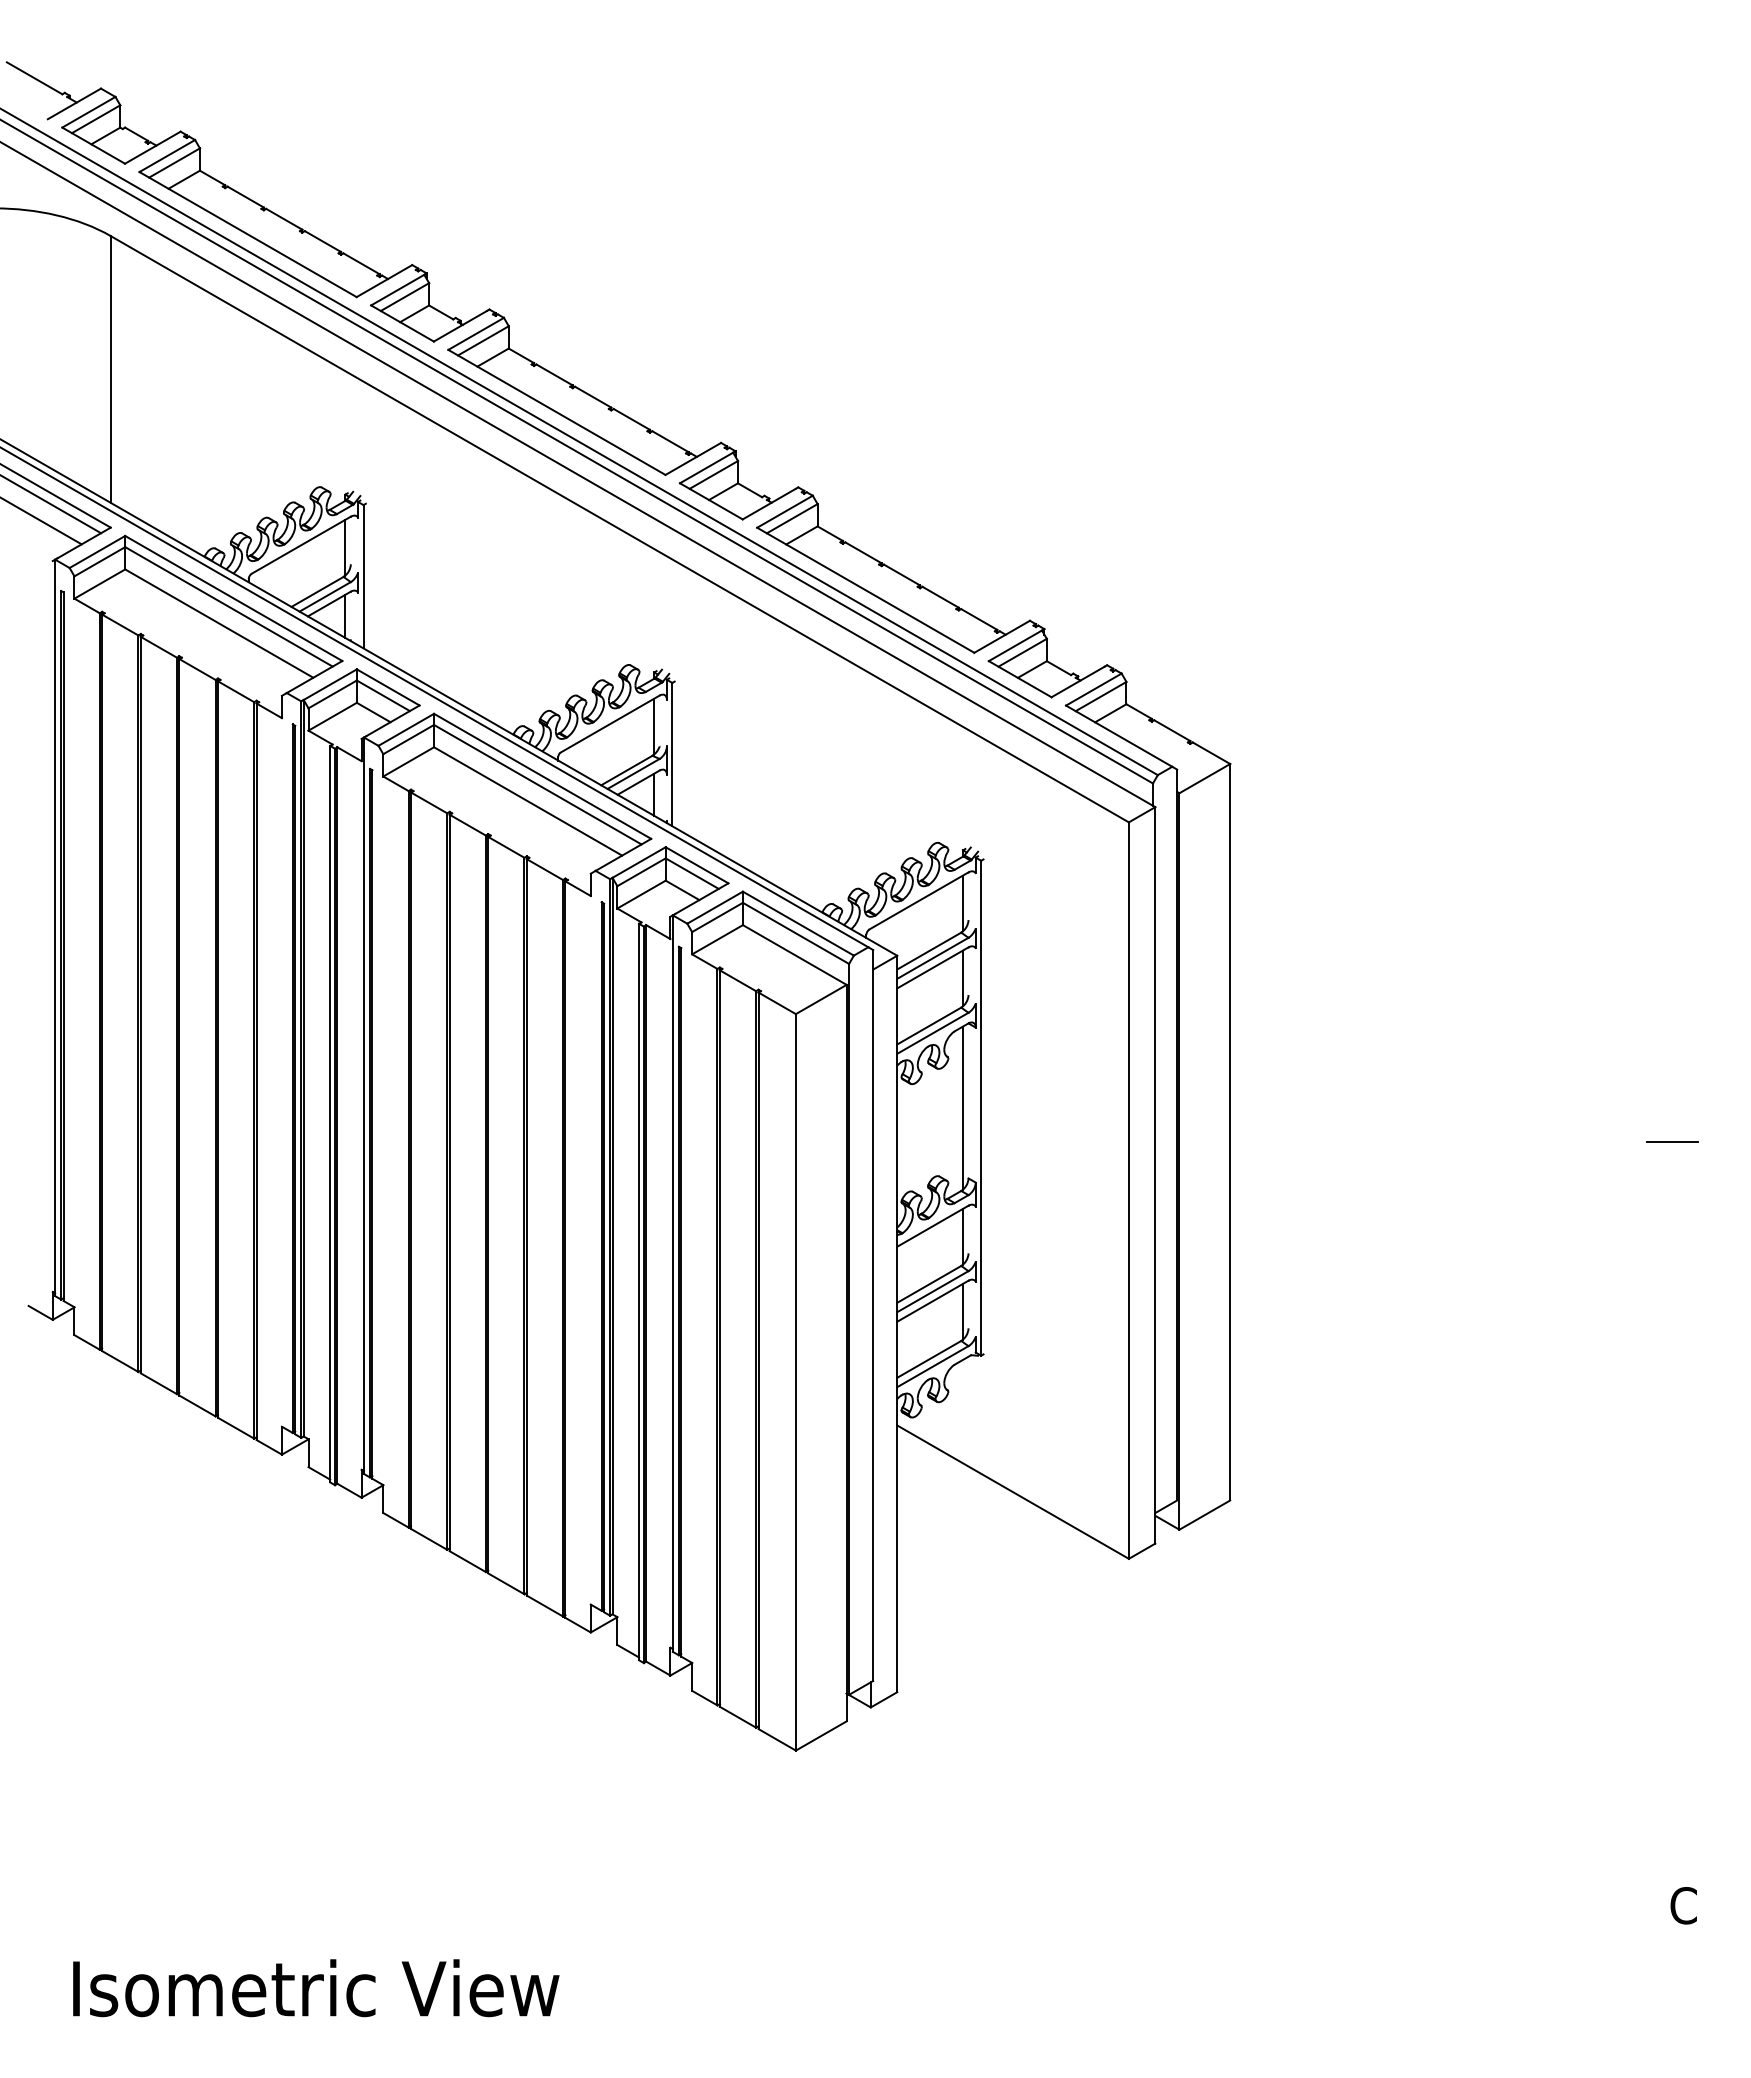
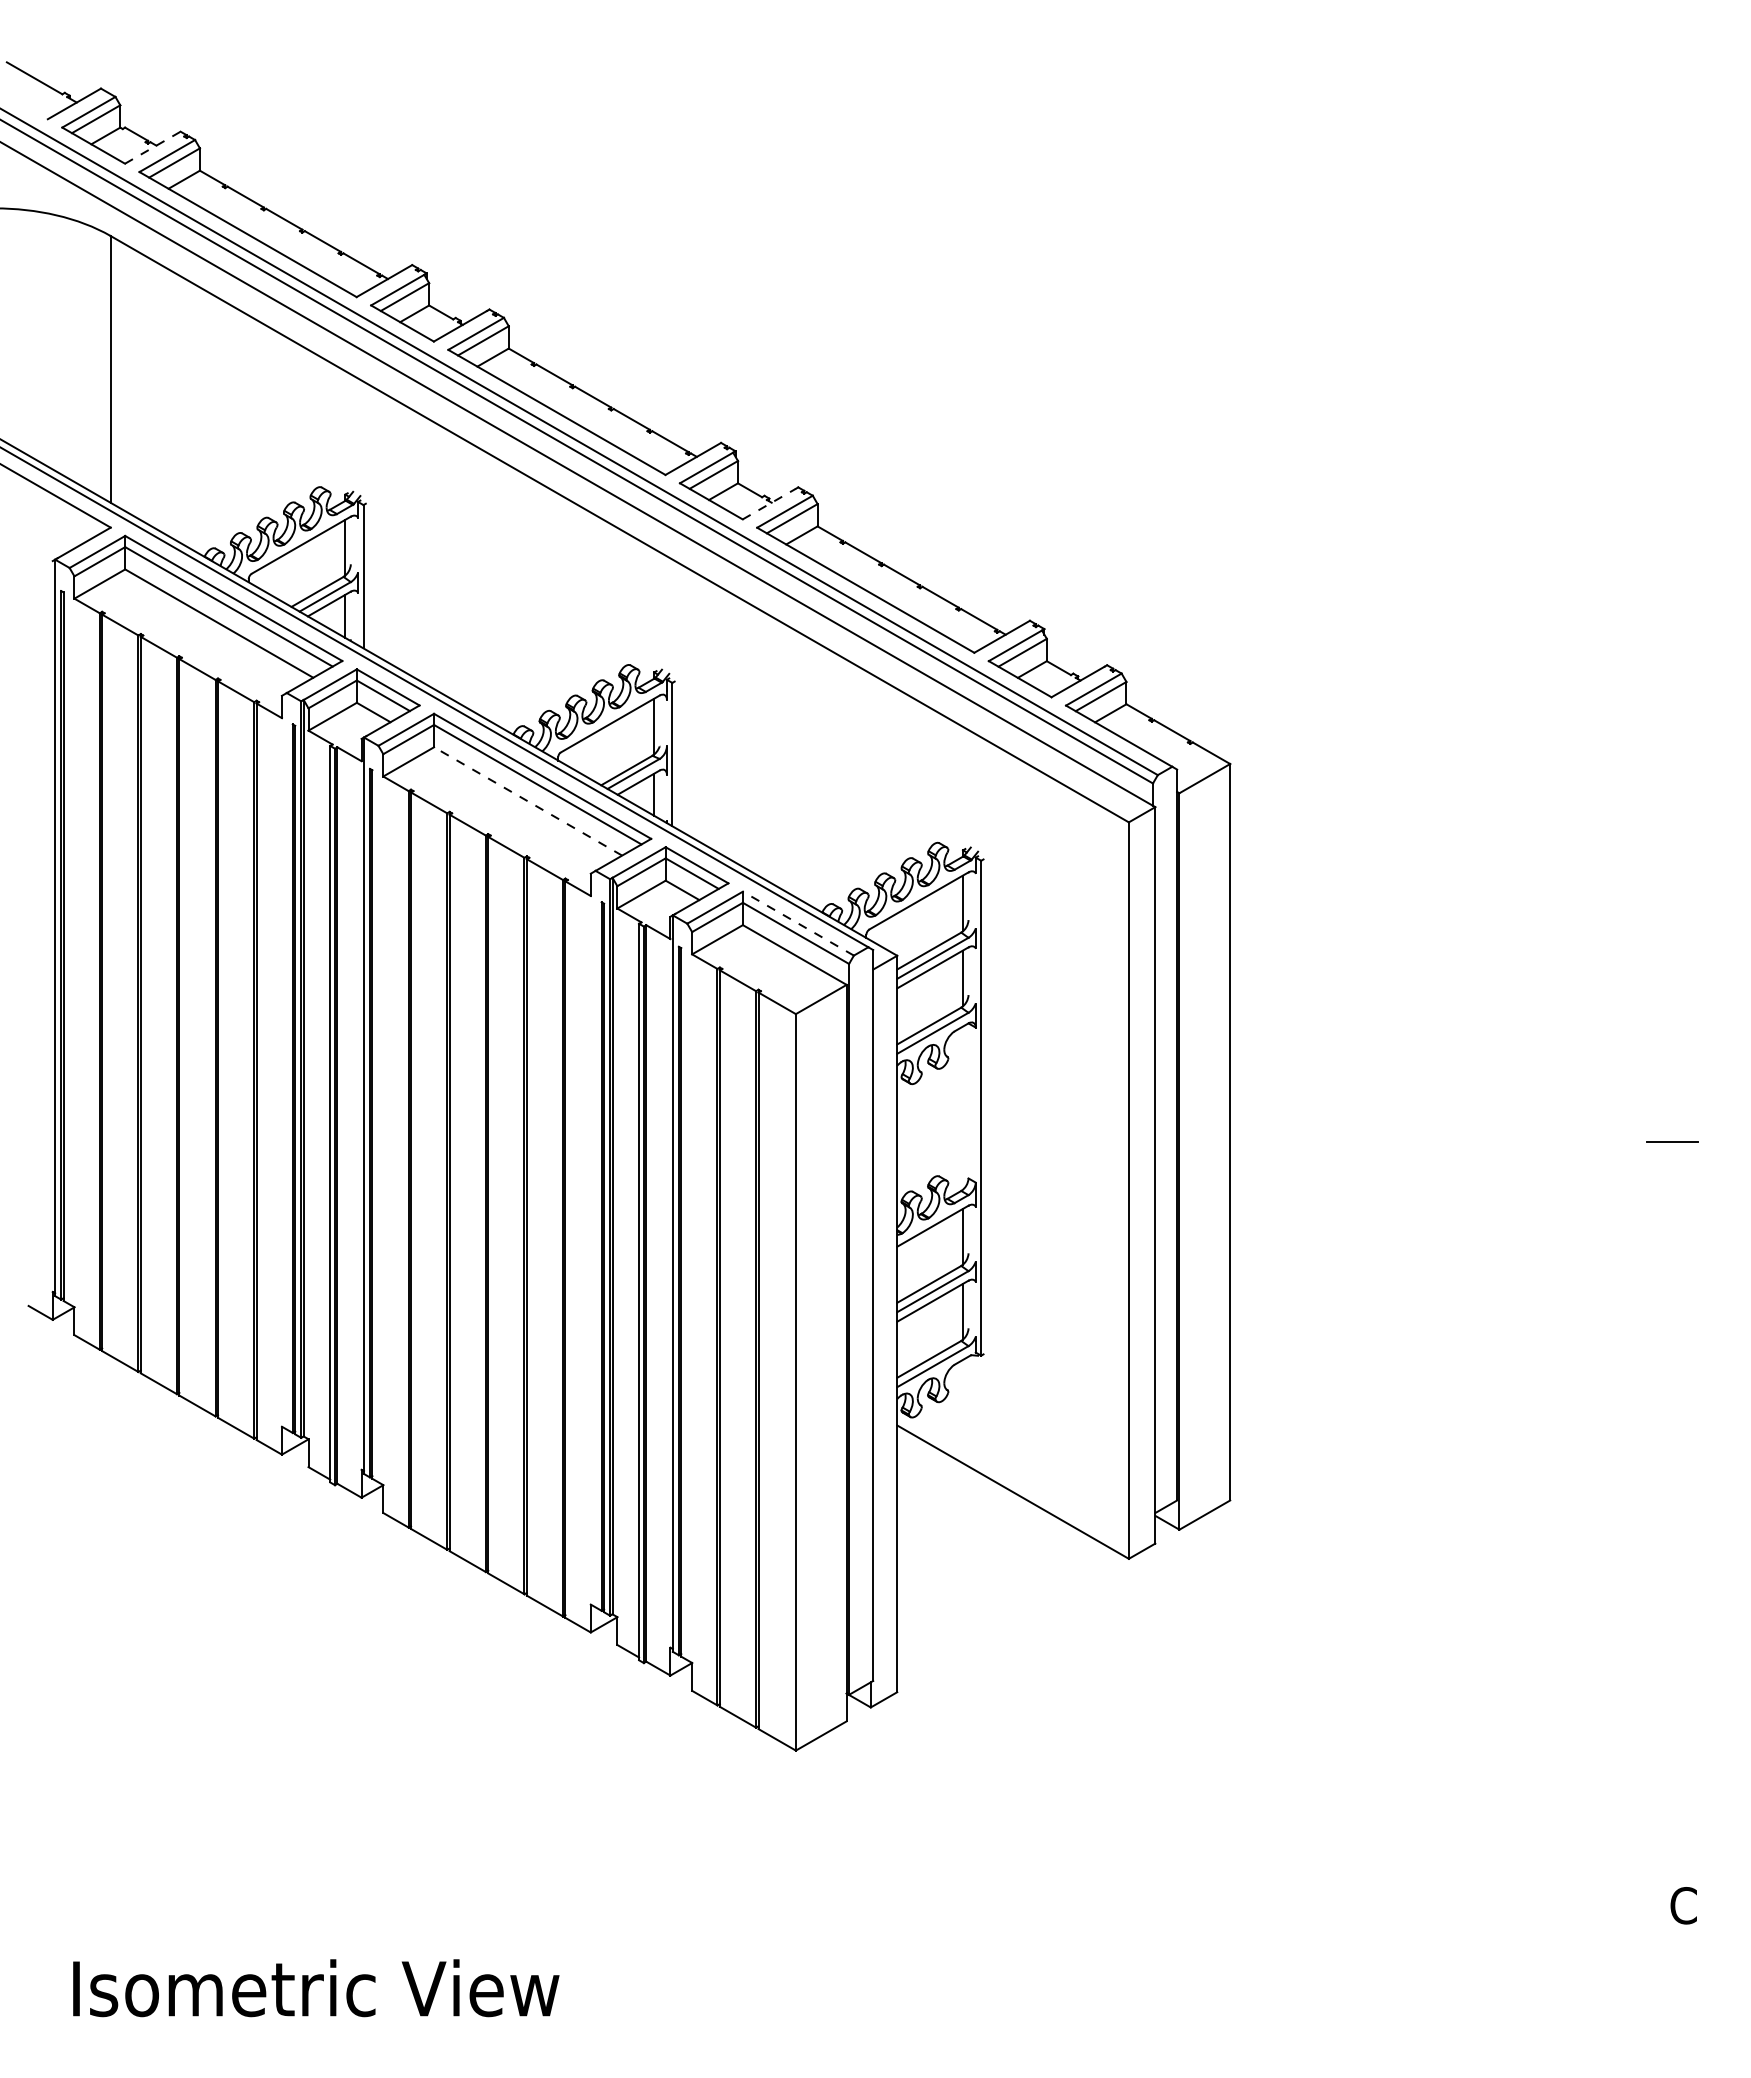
line: solid -> dashed (153, 147)
line: present -> none (51, 504)
line: solid -> dashed (769, 504)
line: present -> none (41, 521)
line: solid -> dashed (528, 801)
line: solid -> dashed (797, 923)
line: present -> none (963, 1107)
